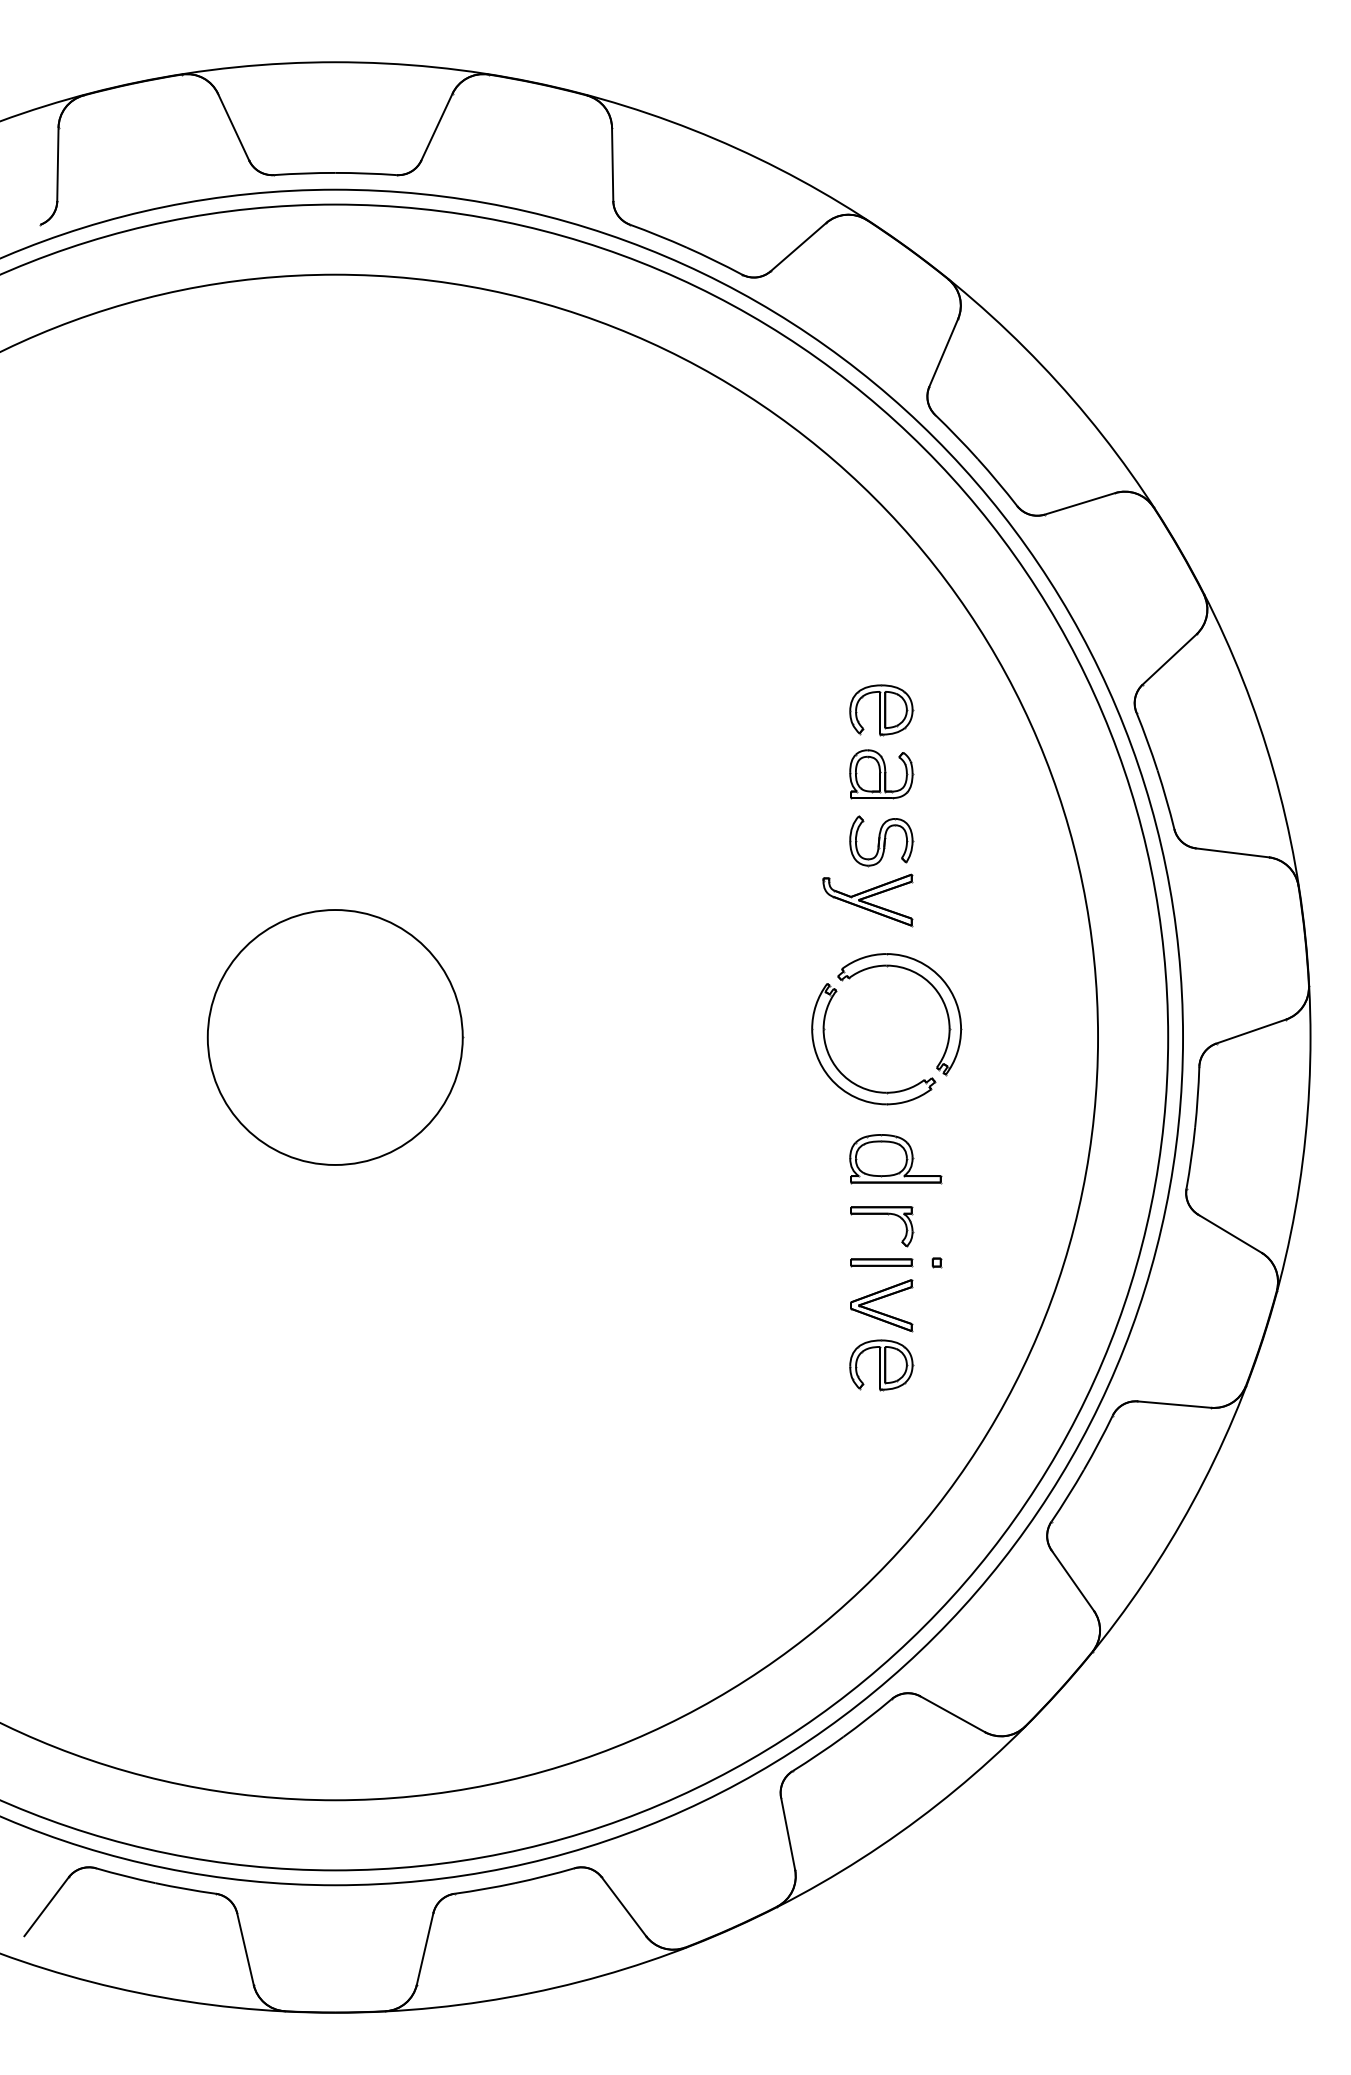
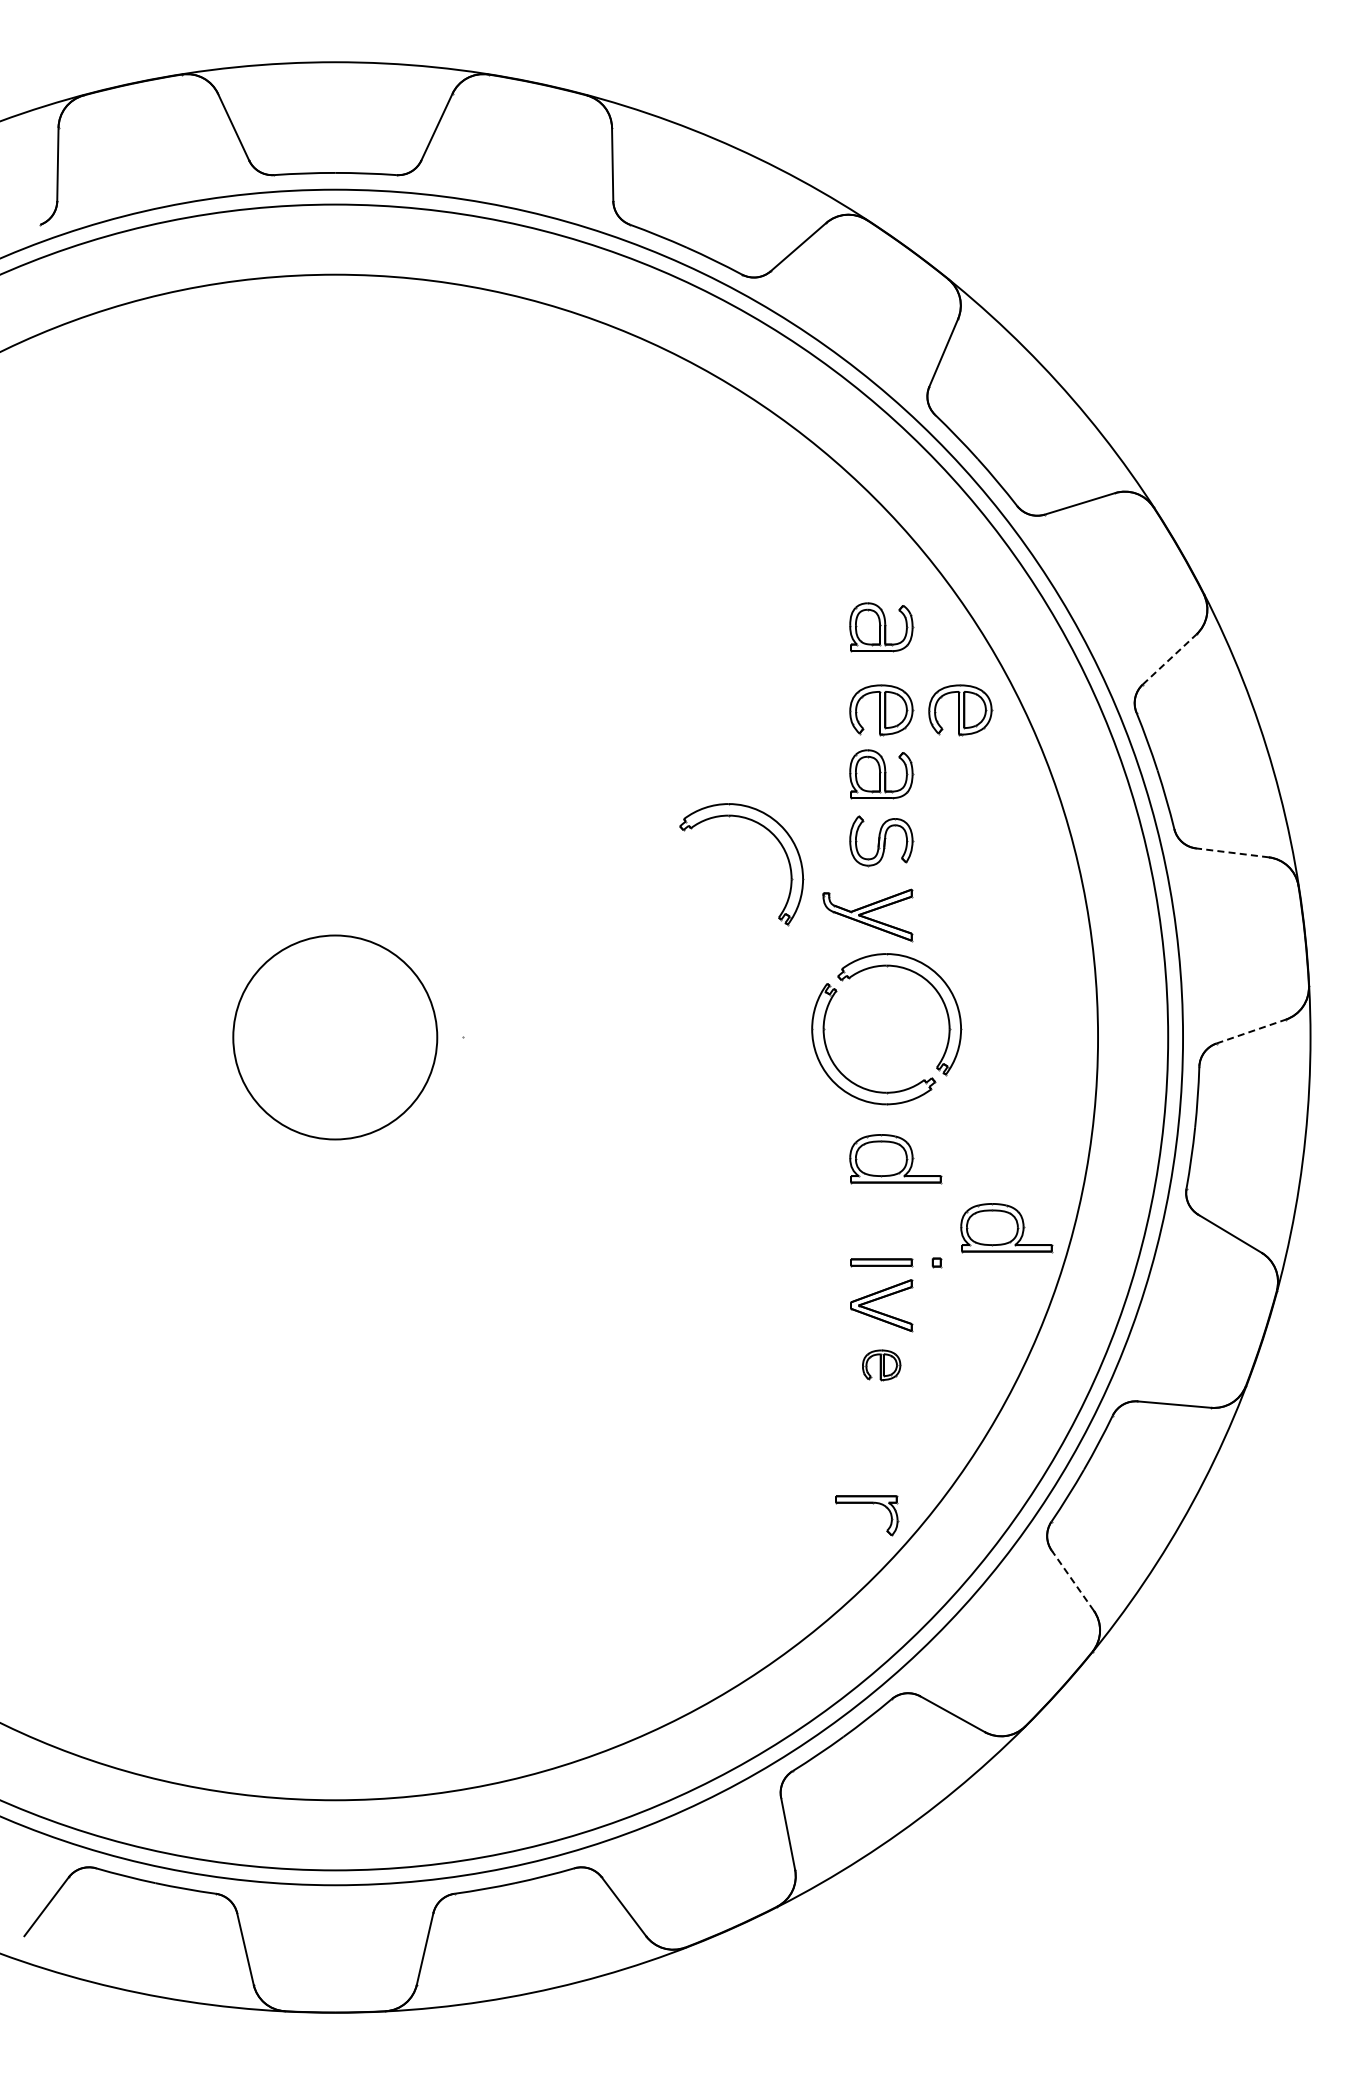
part: none -> present (881, 627)
line: solid -> dashed (1169, 659)
part: none -> present (960, 710)
part: none -> present (771, 834)
line: solid -> dashed (1232, 852)
part position: (867, 900) -> (867, 915) (867, 915)
line: solid -> dashed (1251, 1031)
circle diameter: 255 px -> 204 px (335, 1037)
part position: (882, 1214) -> (867, 1503) (867, 1503)
part: none -> present (1006, 1228)
part size: 66x53 px -> 40x33 px (881, 1365)
line: solid -> dashed (1072, 1580)
